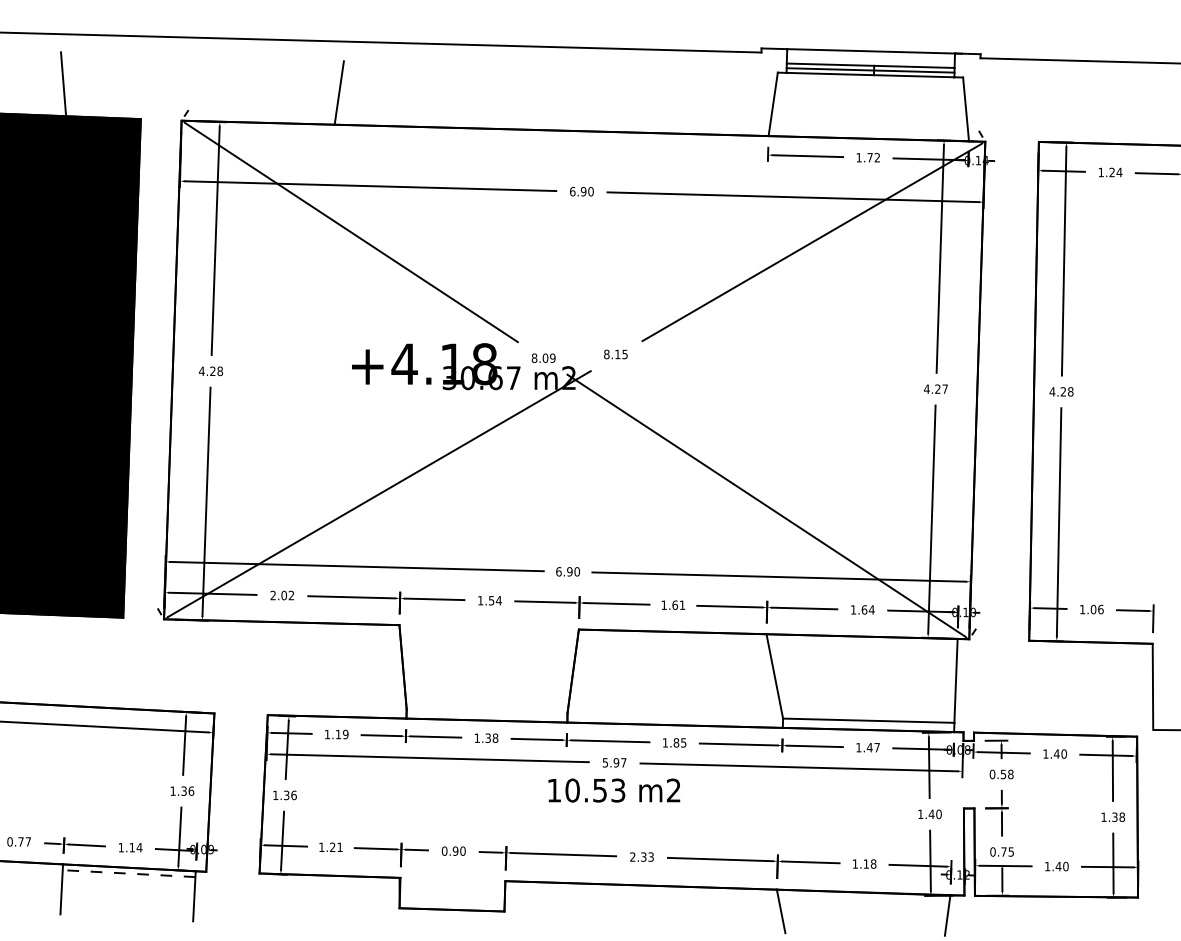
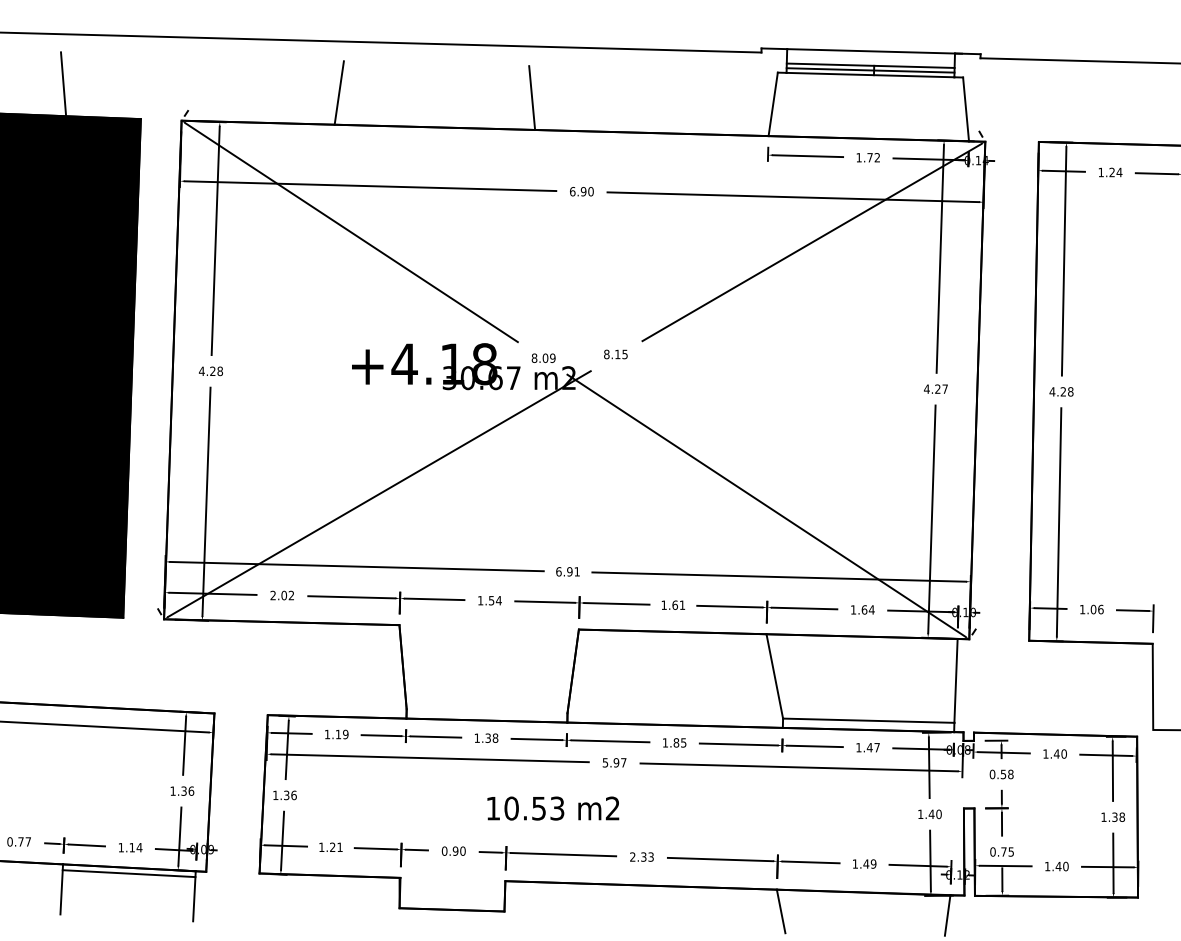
line: none -> present (532, 97)
text: 6.90 -> 6.91 (577, 571)
text position: (614, 790) -> (553, 808) (553, 808)
text: 1.18 -> 1.49 (869, 863)
line: dashed -> solid (128, 873)
